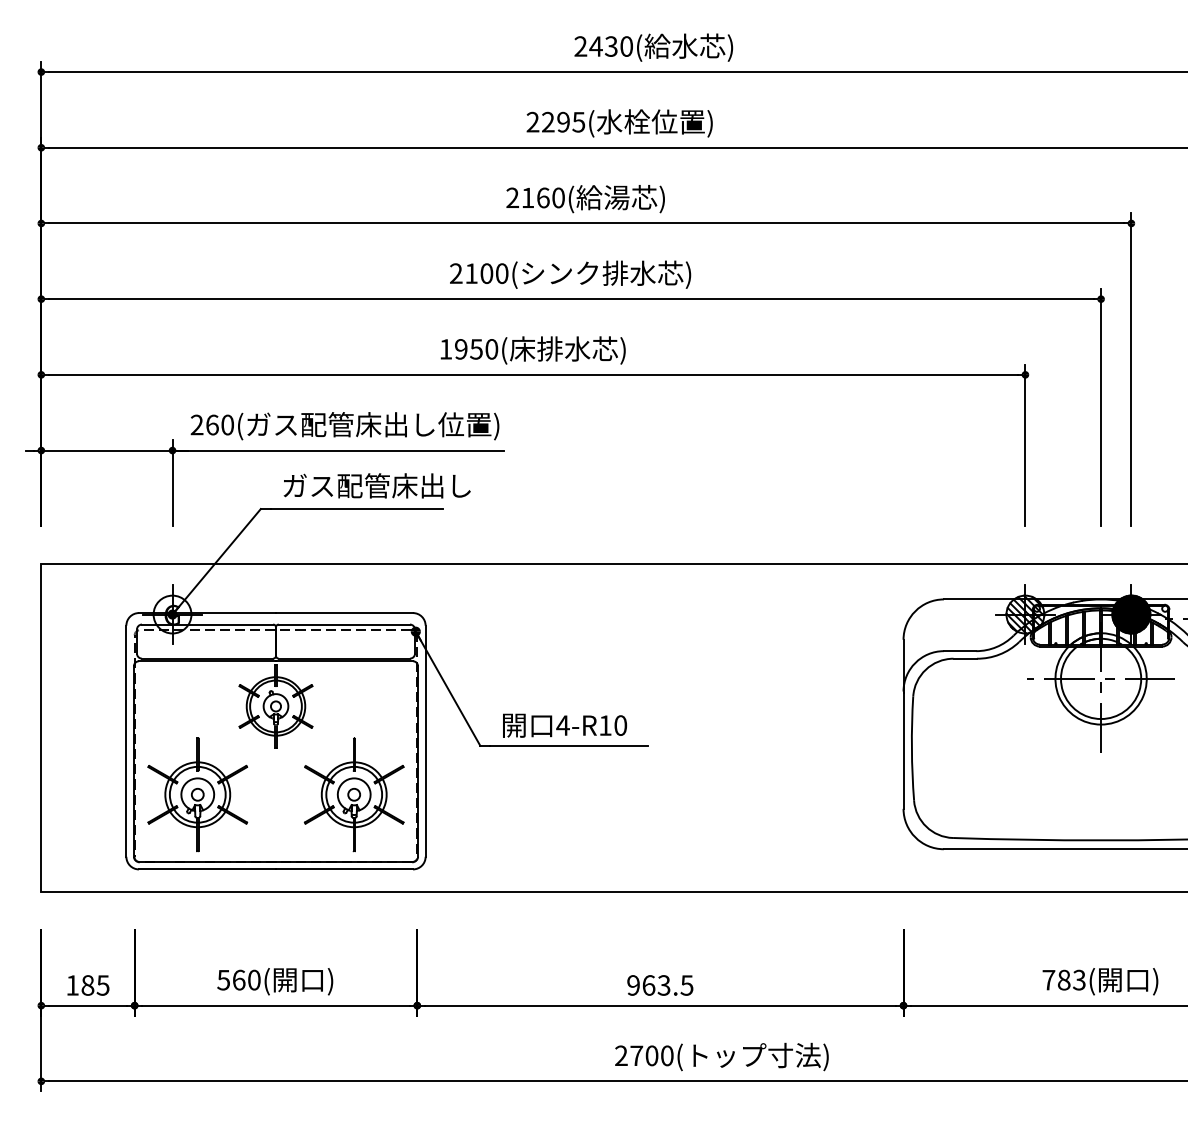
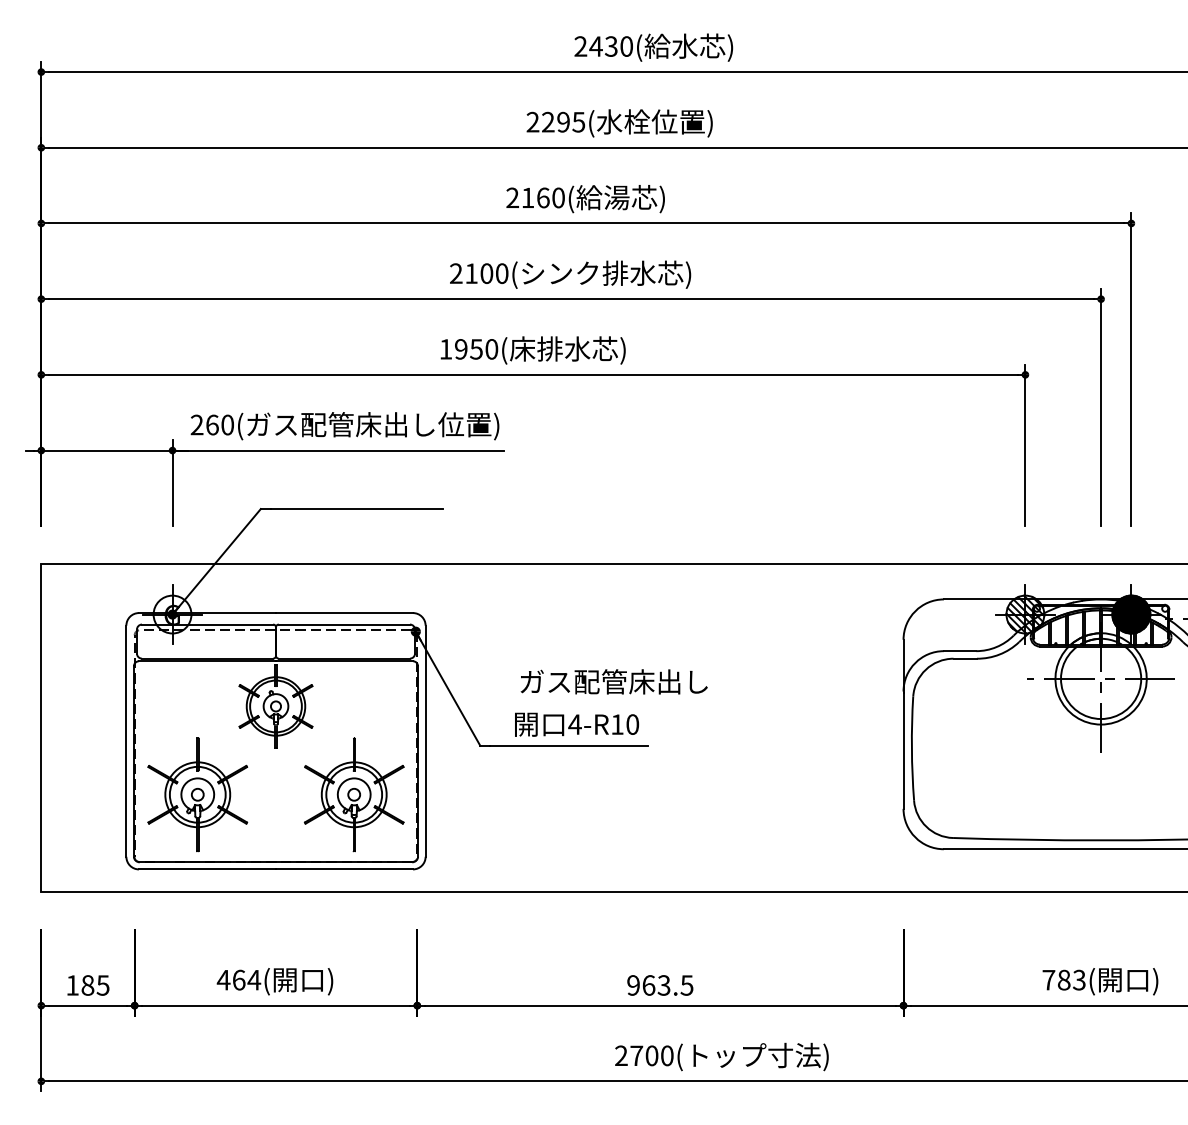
text position: (376, 485) -> (613, 681) (613, 681)
text position: (565, 725) -> (577, 724) (577, 724)
text: 560( -> 464( (238, 979)
